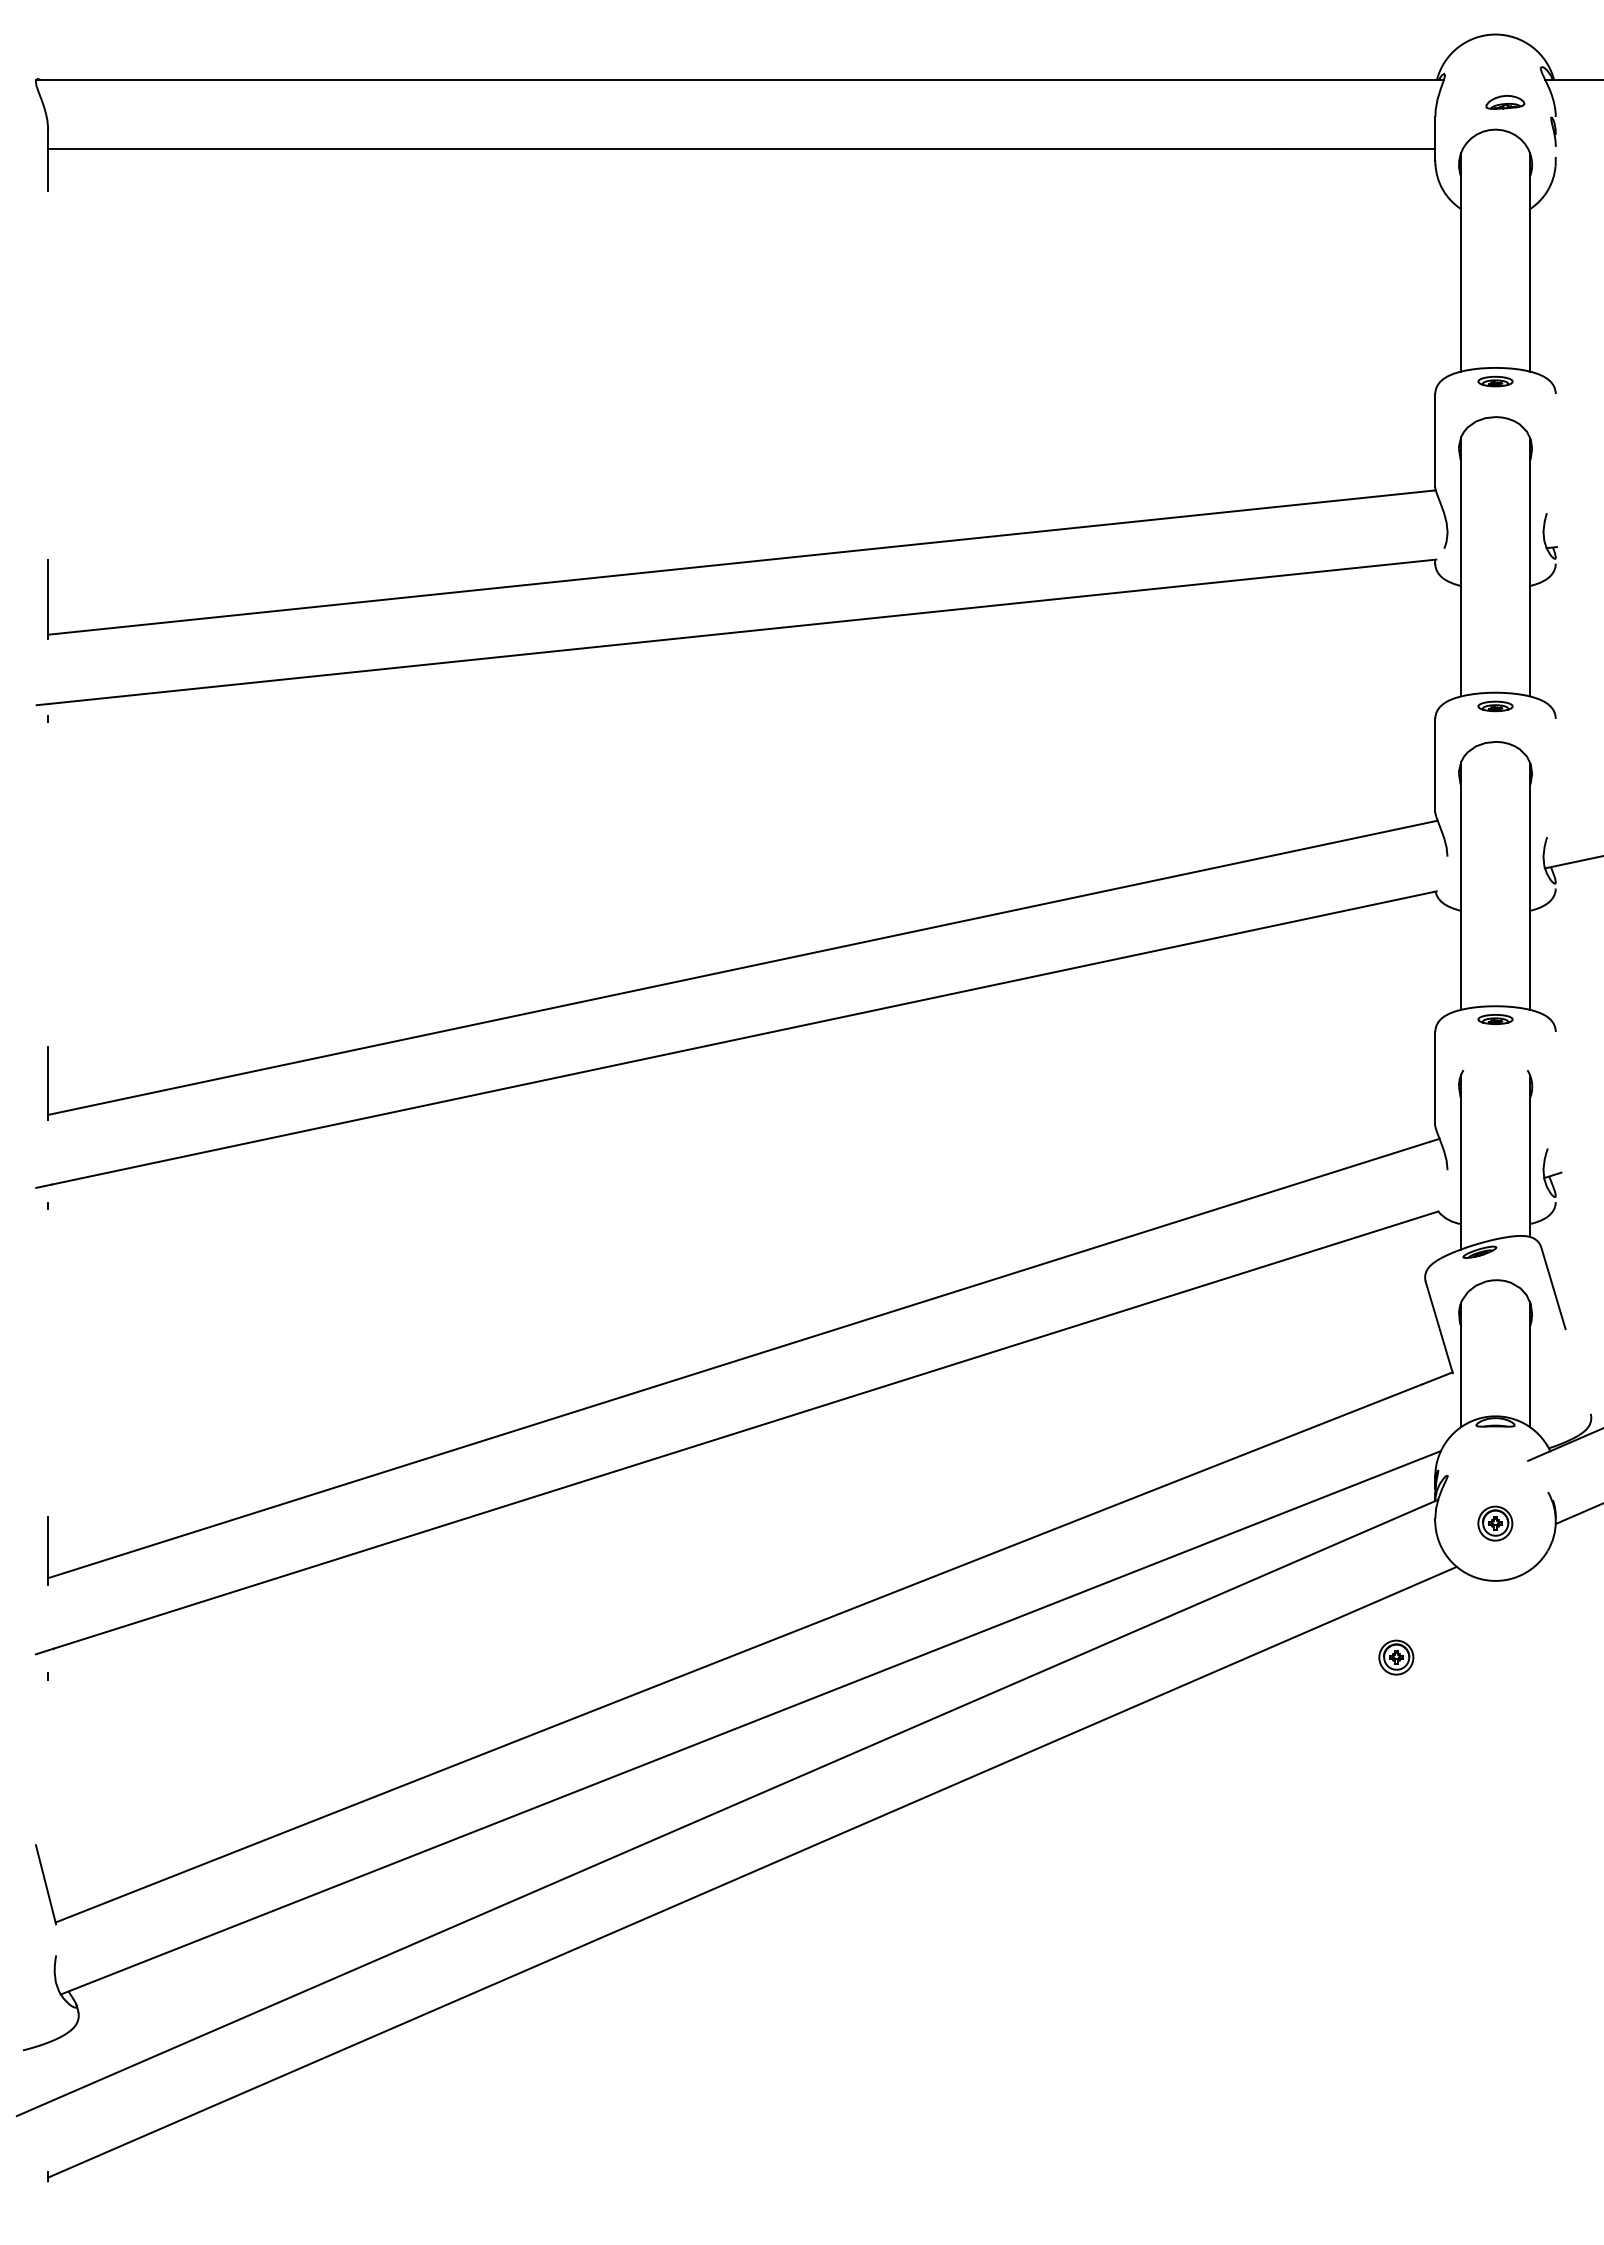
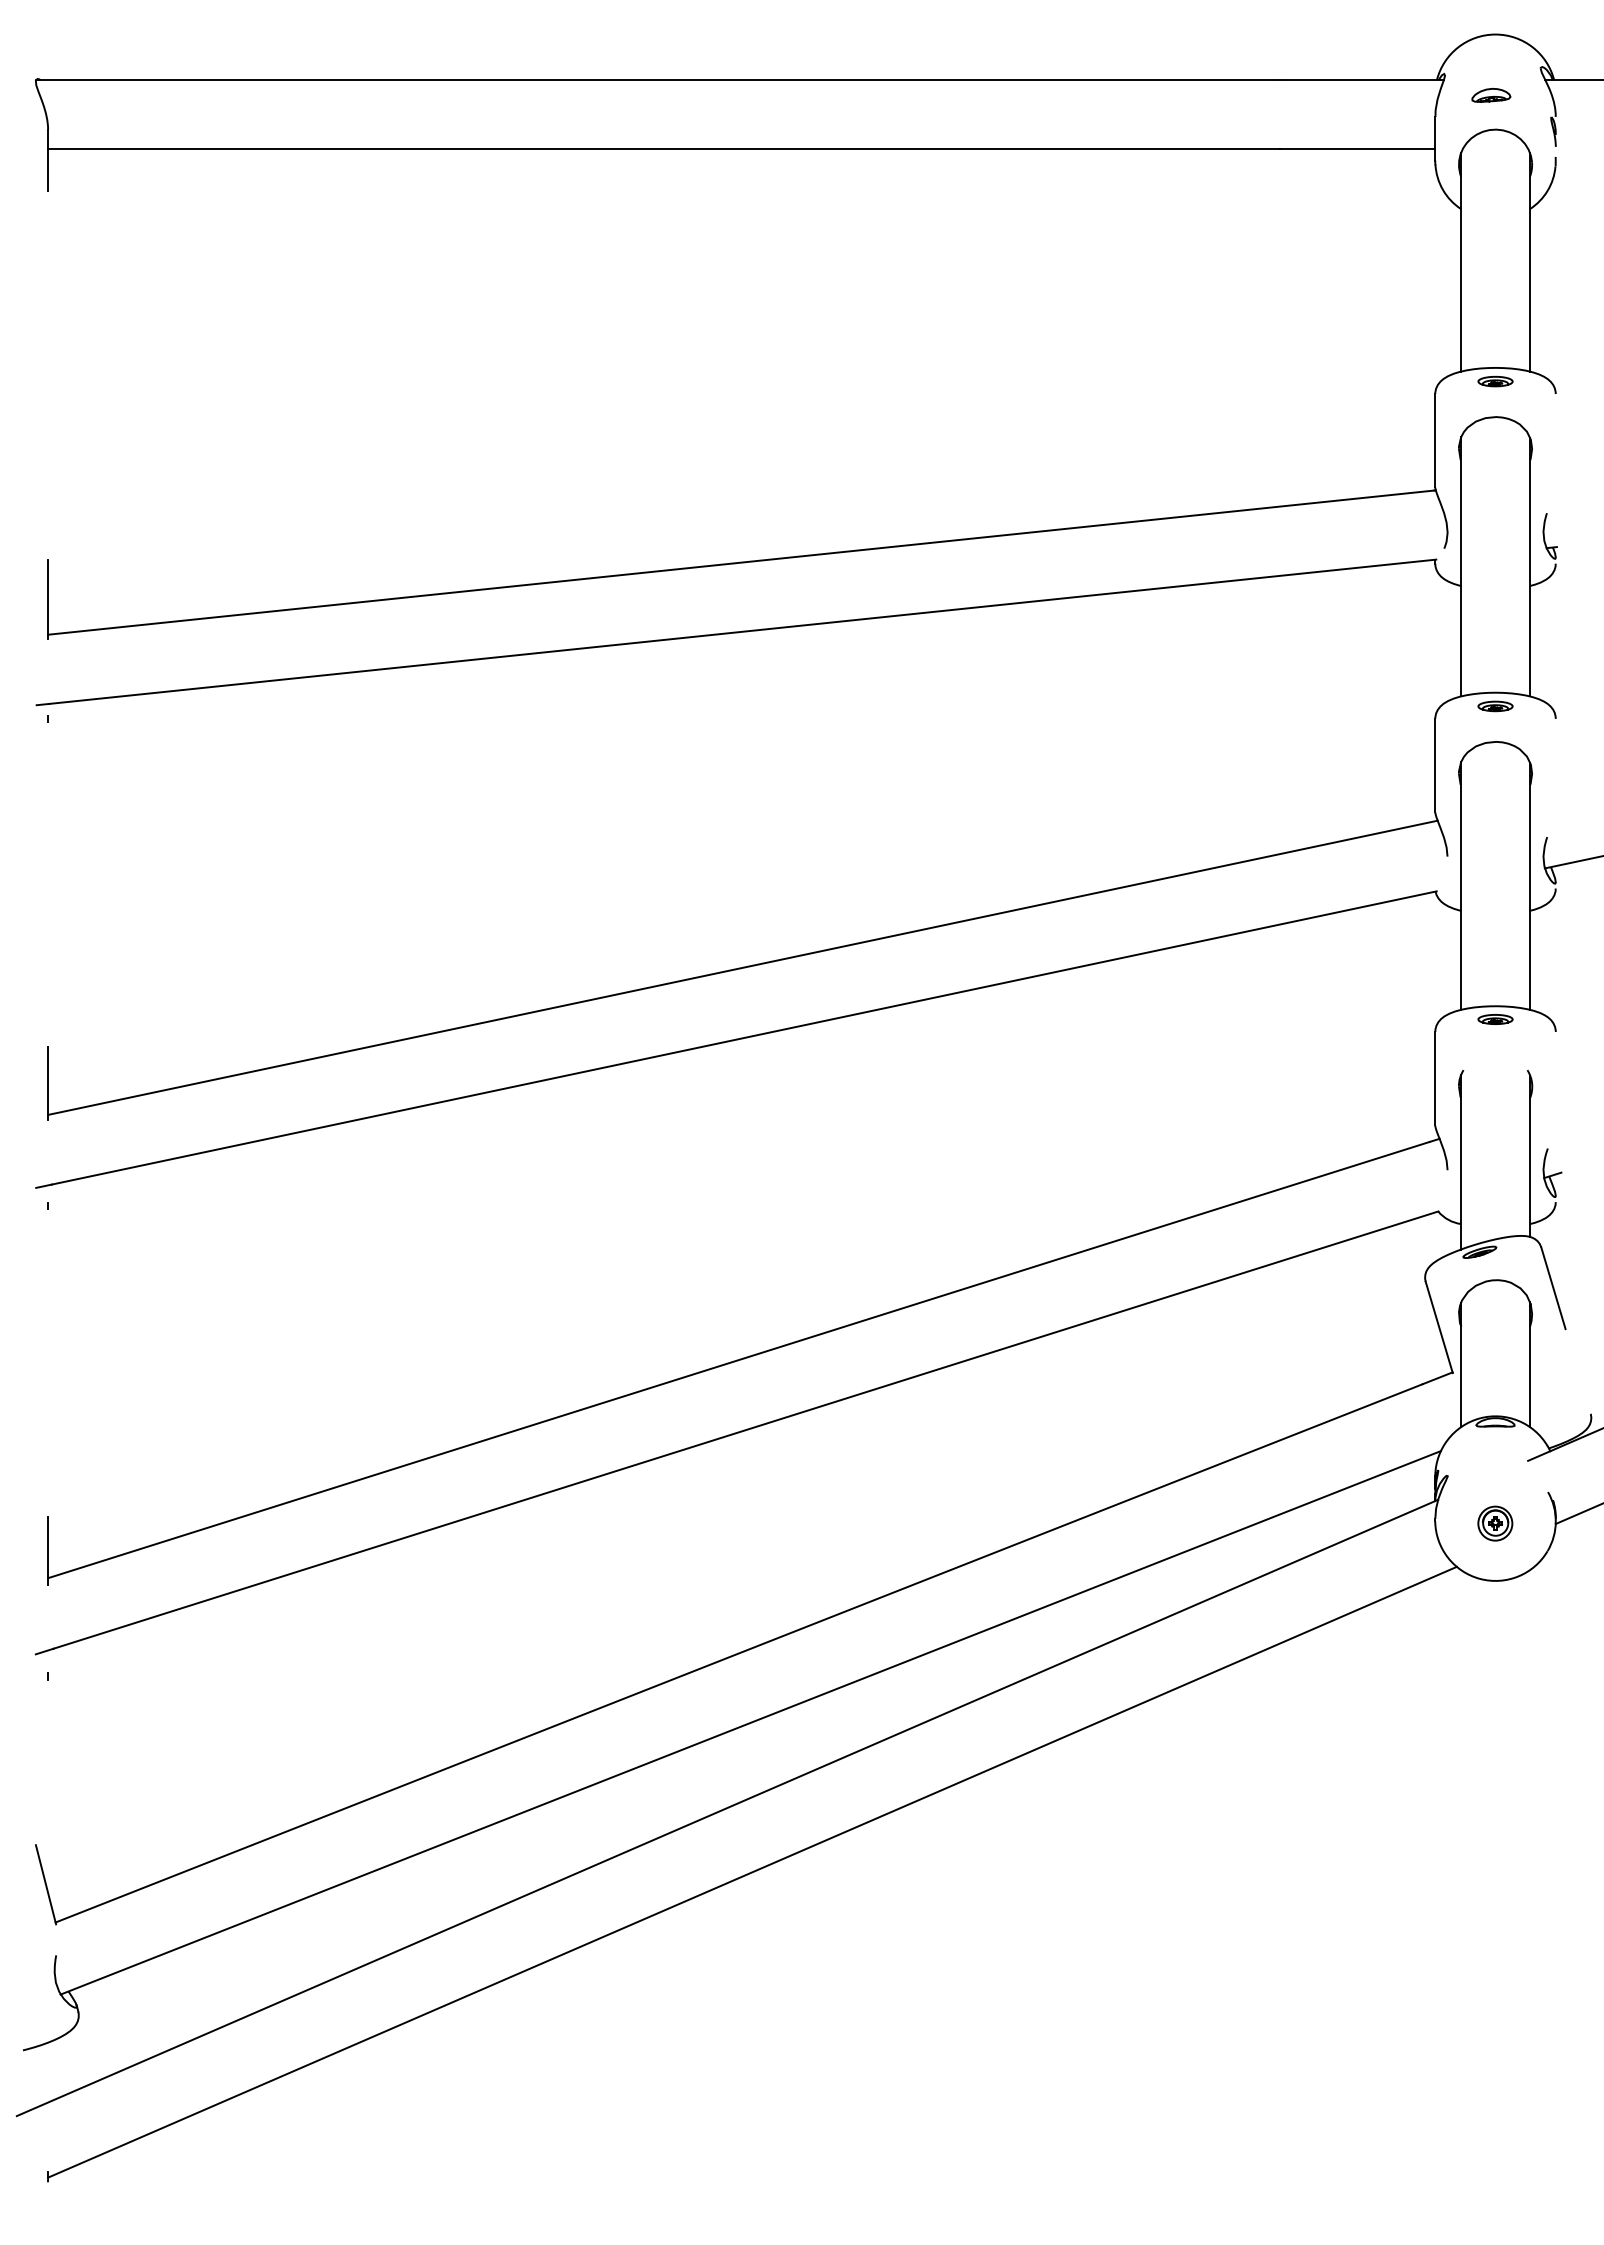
part position: (1505, 101) -> (1491, 94) (1491, 94)
part: present -> none (1396, 1657)
